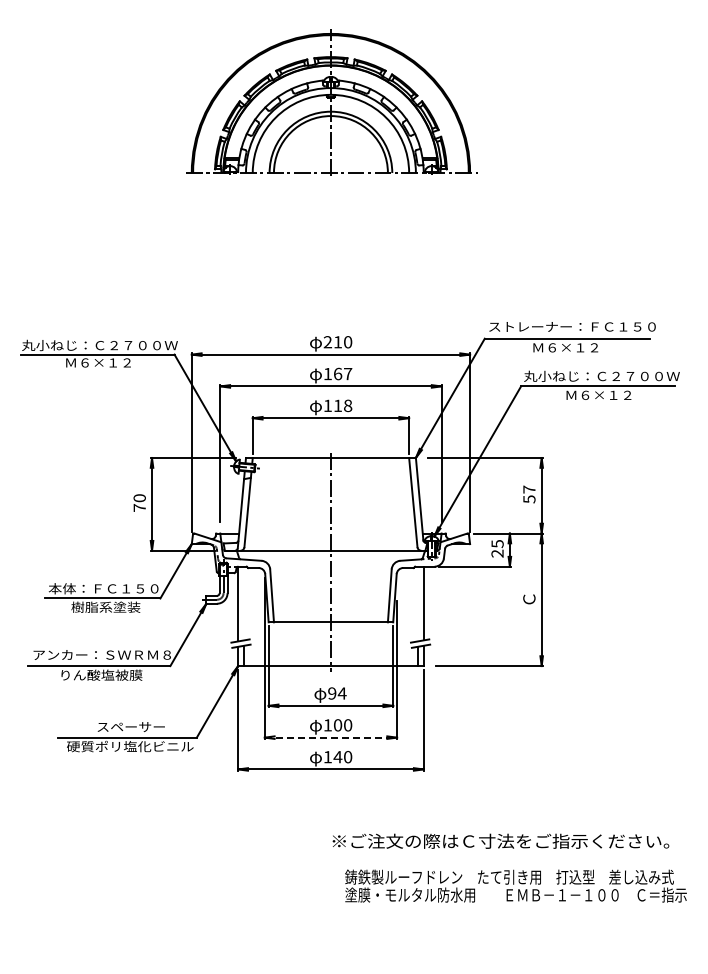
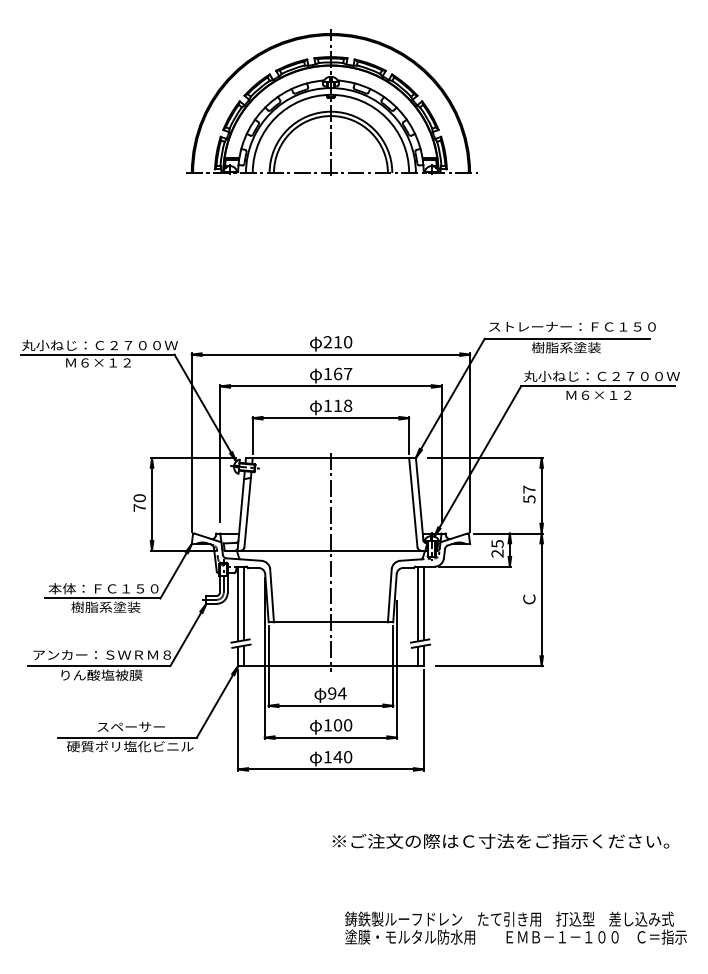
text: Ｍ６×１２ -> 樹脂系塗装 (565, 347)
line: none -> present (244, 603)
line: none -> present (417, 603)
line: dashed -> solid (331, 737)
text position: (515, 885) -> (515, 927) (515, 927)
